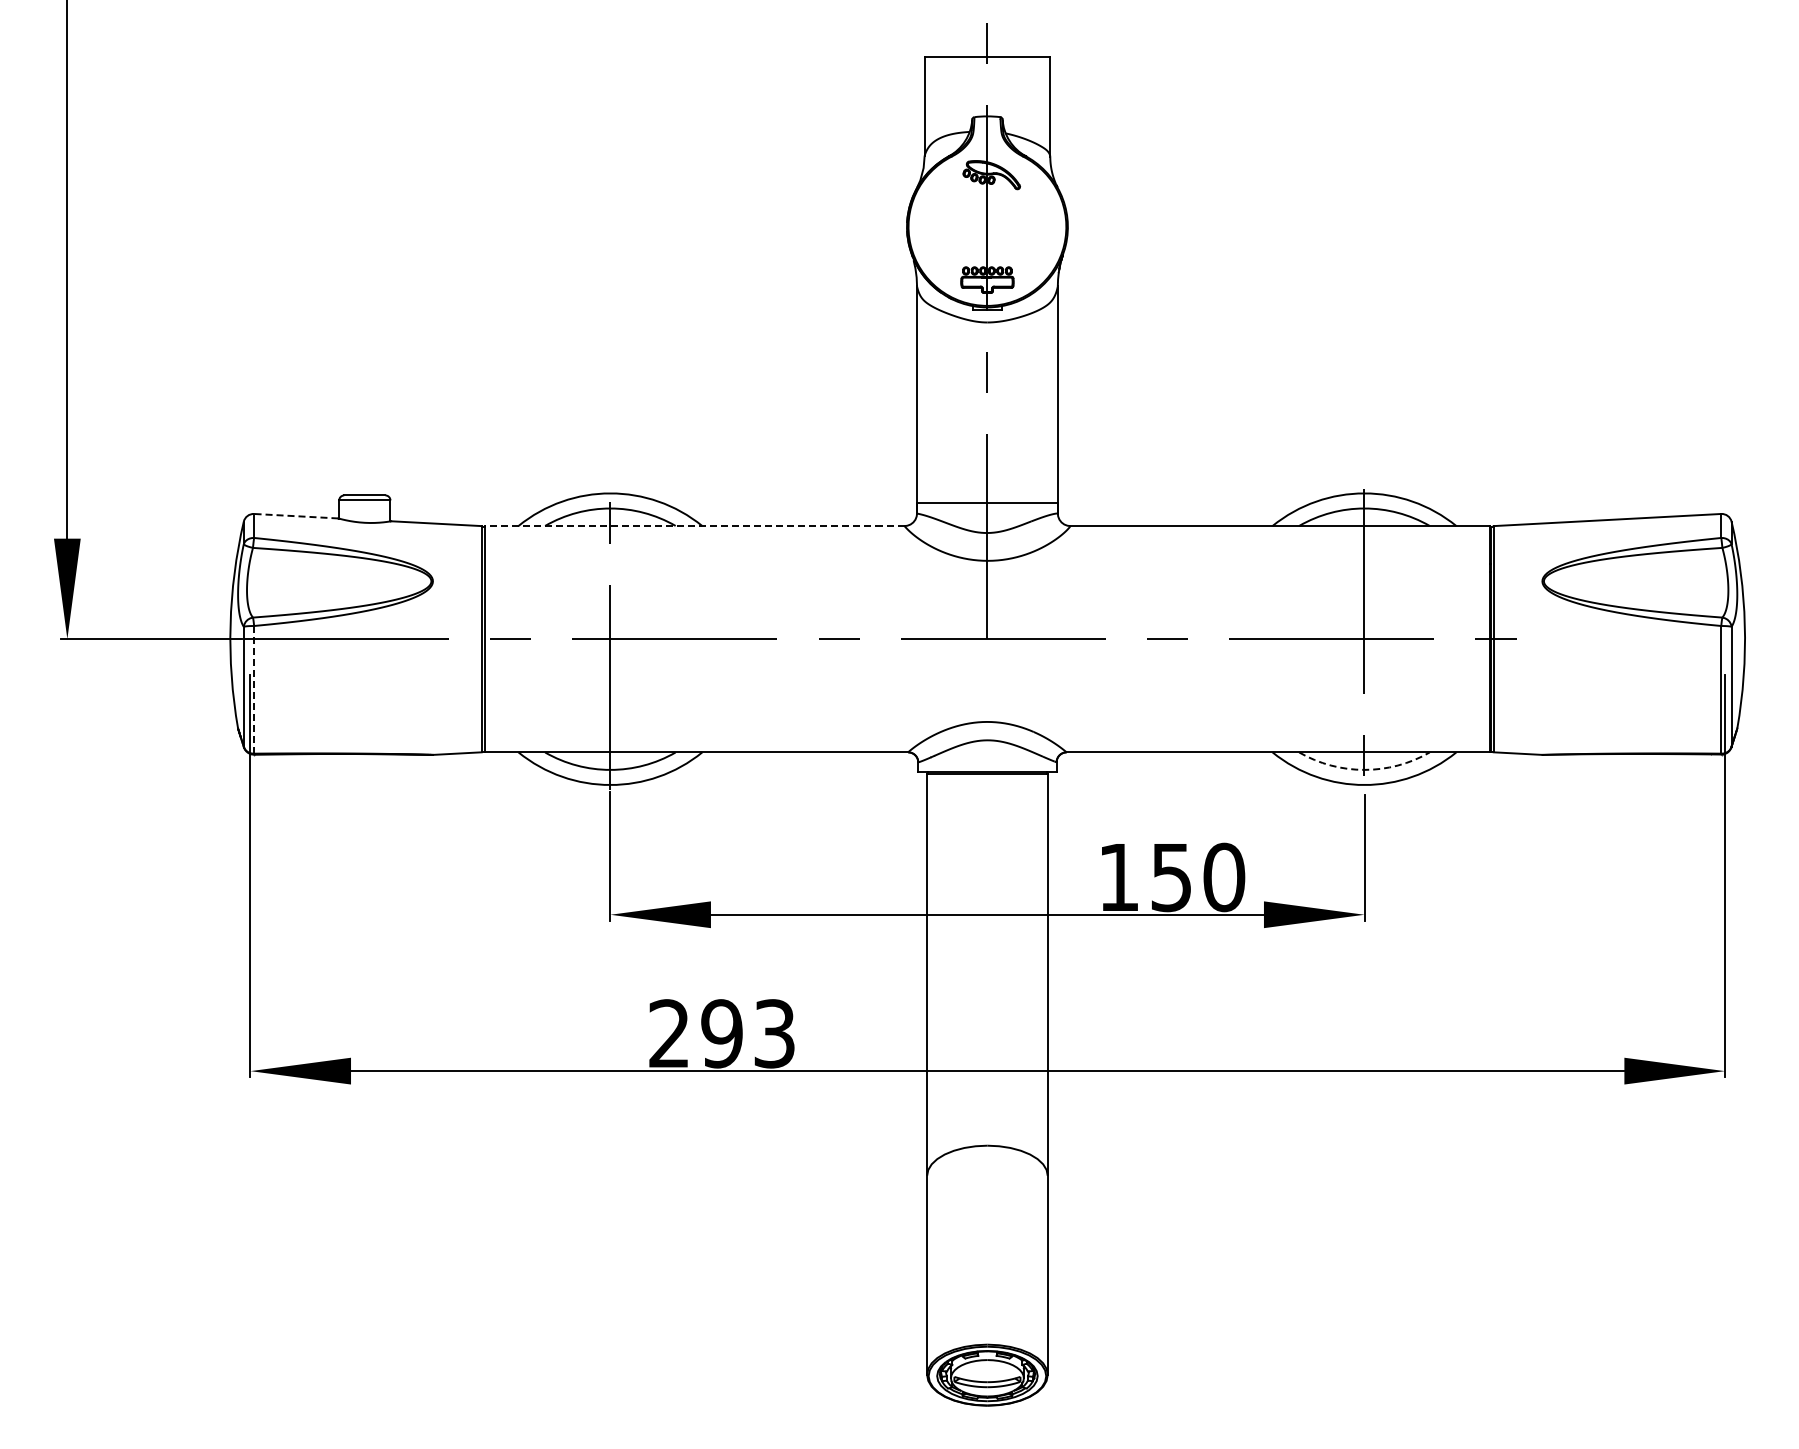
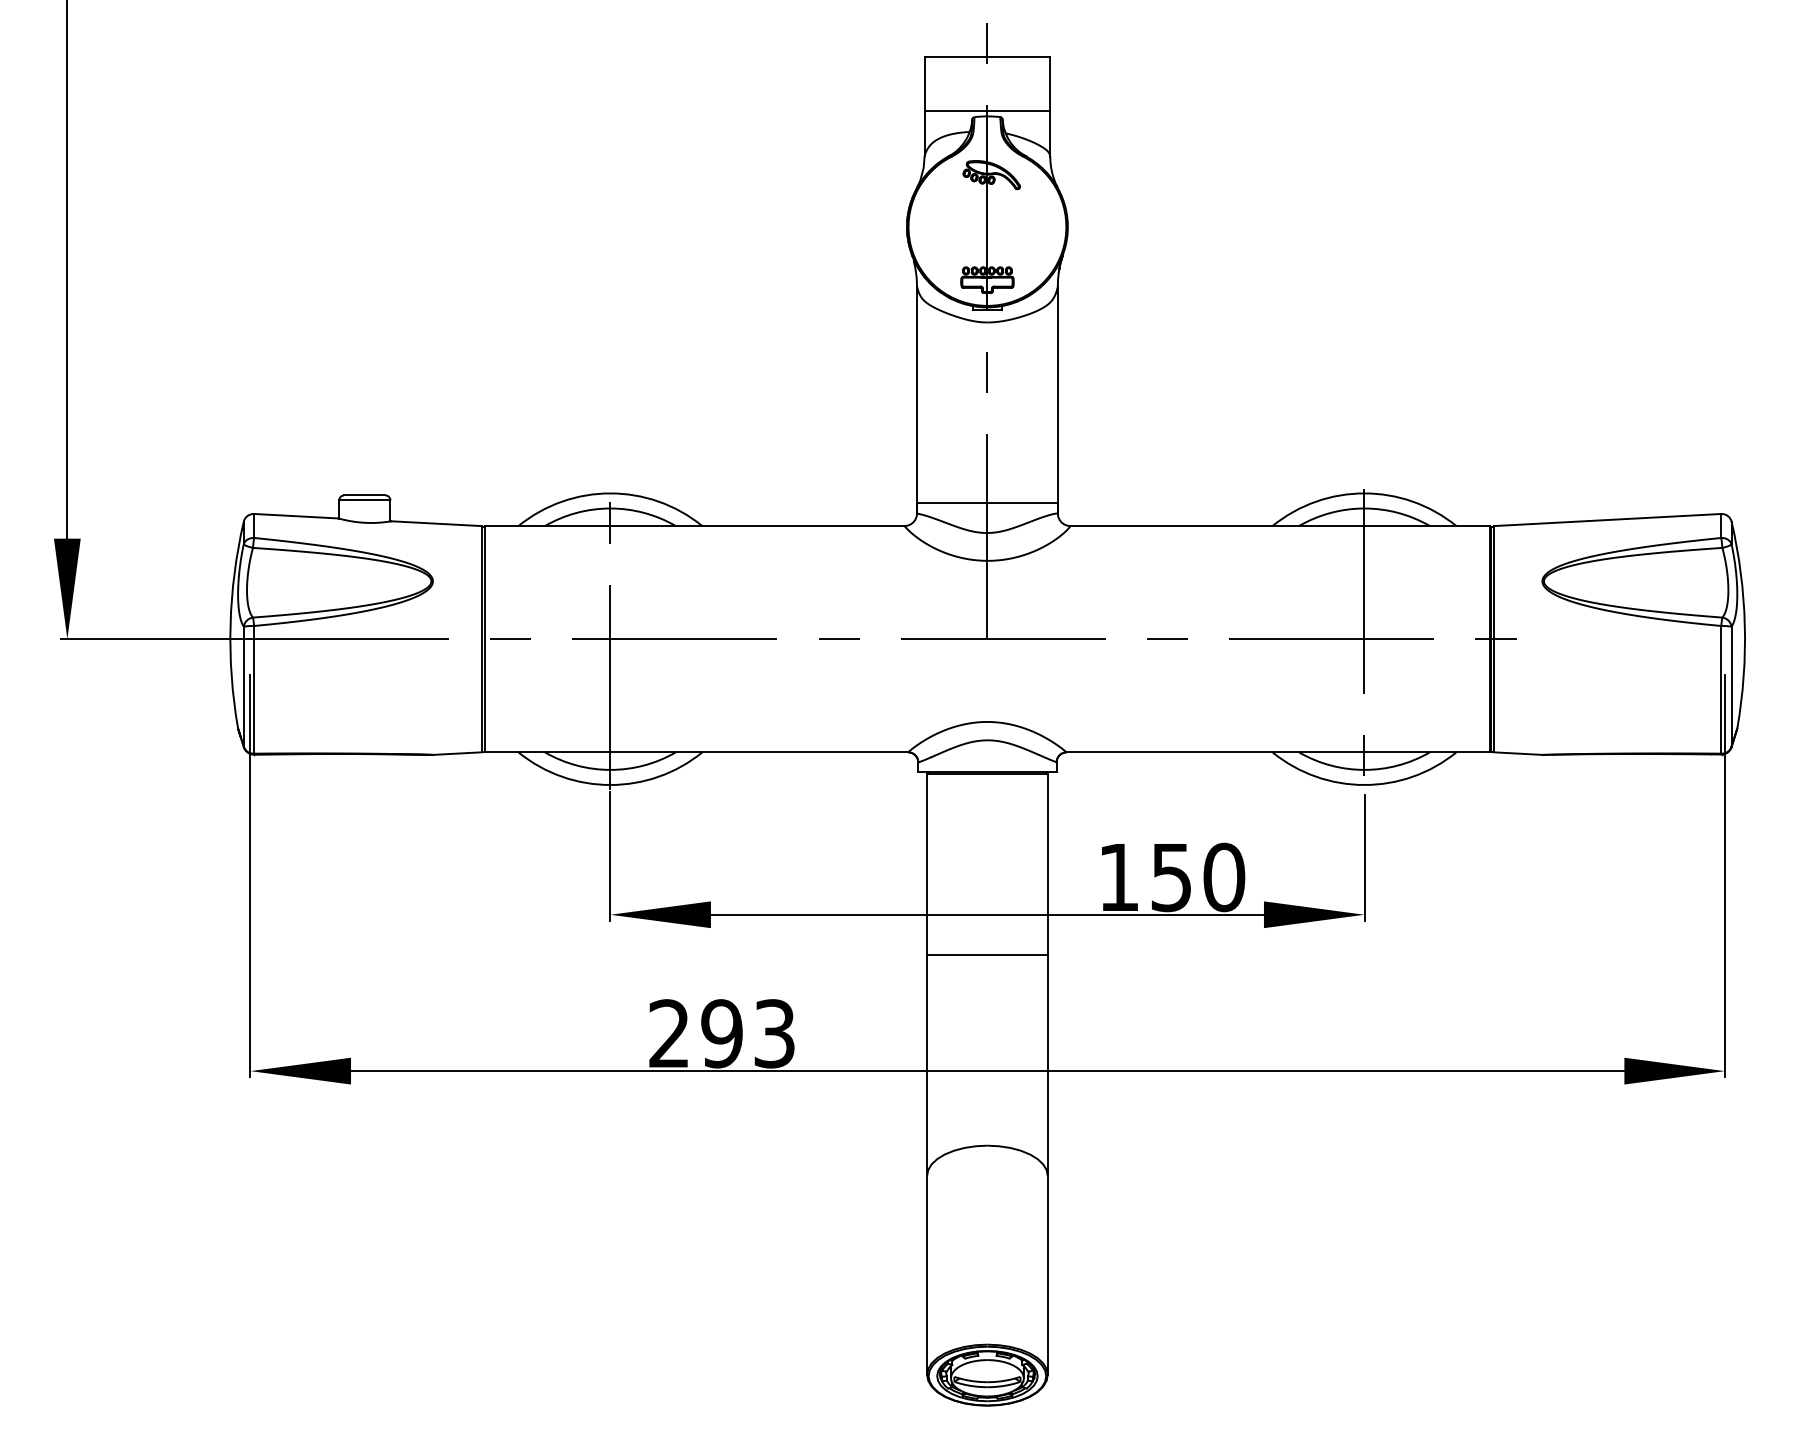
line: none -> present (987, 111)
line: dashed -> solid (295, 516)
line: dashed -> solid (694, 526)
line: dashed -> solid (254, 689)
arc: dashed -> solid (1364, 769)
line: none -> present (987, 954)
